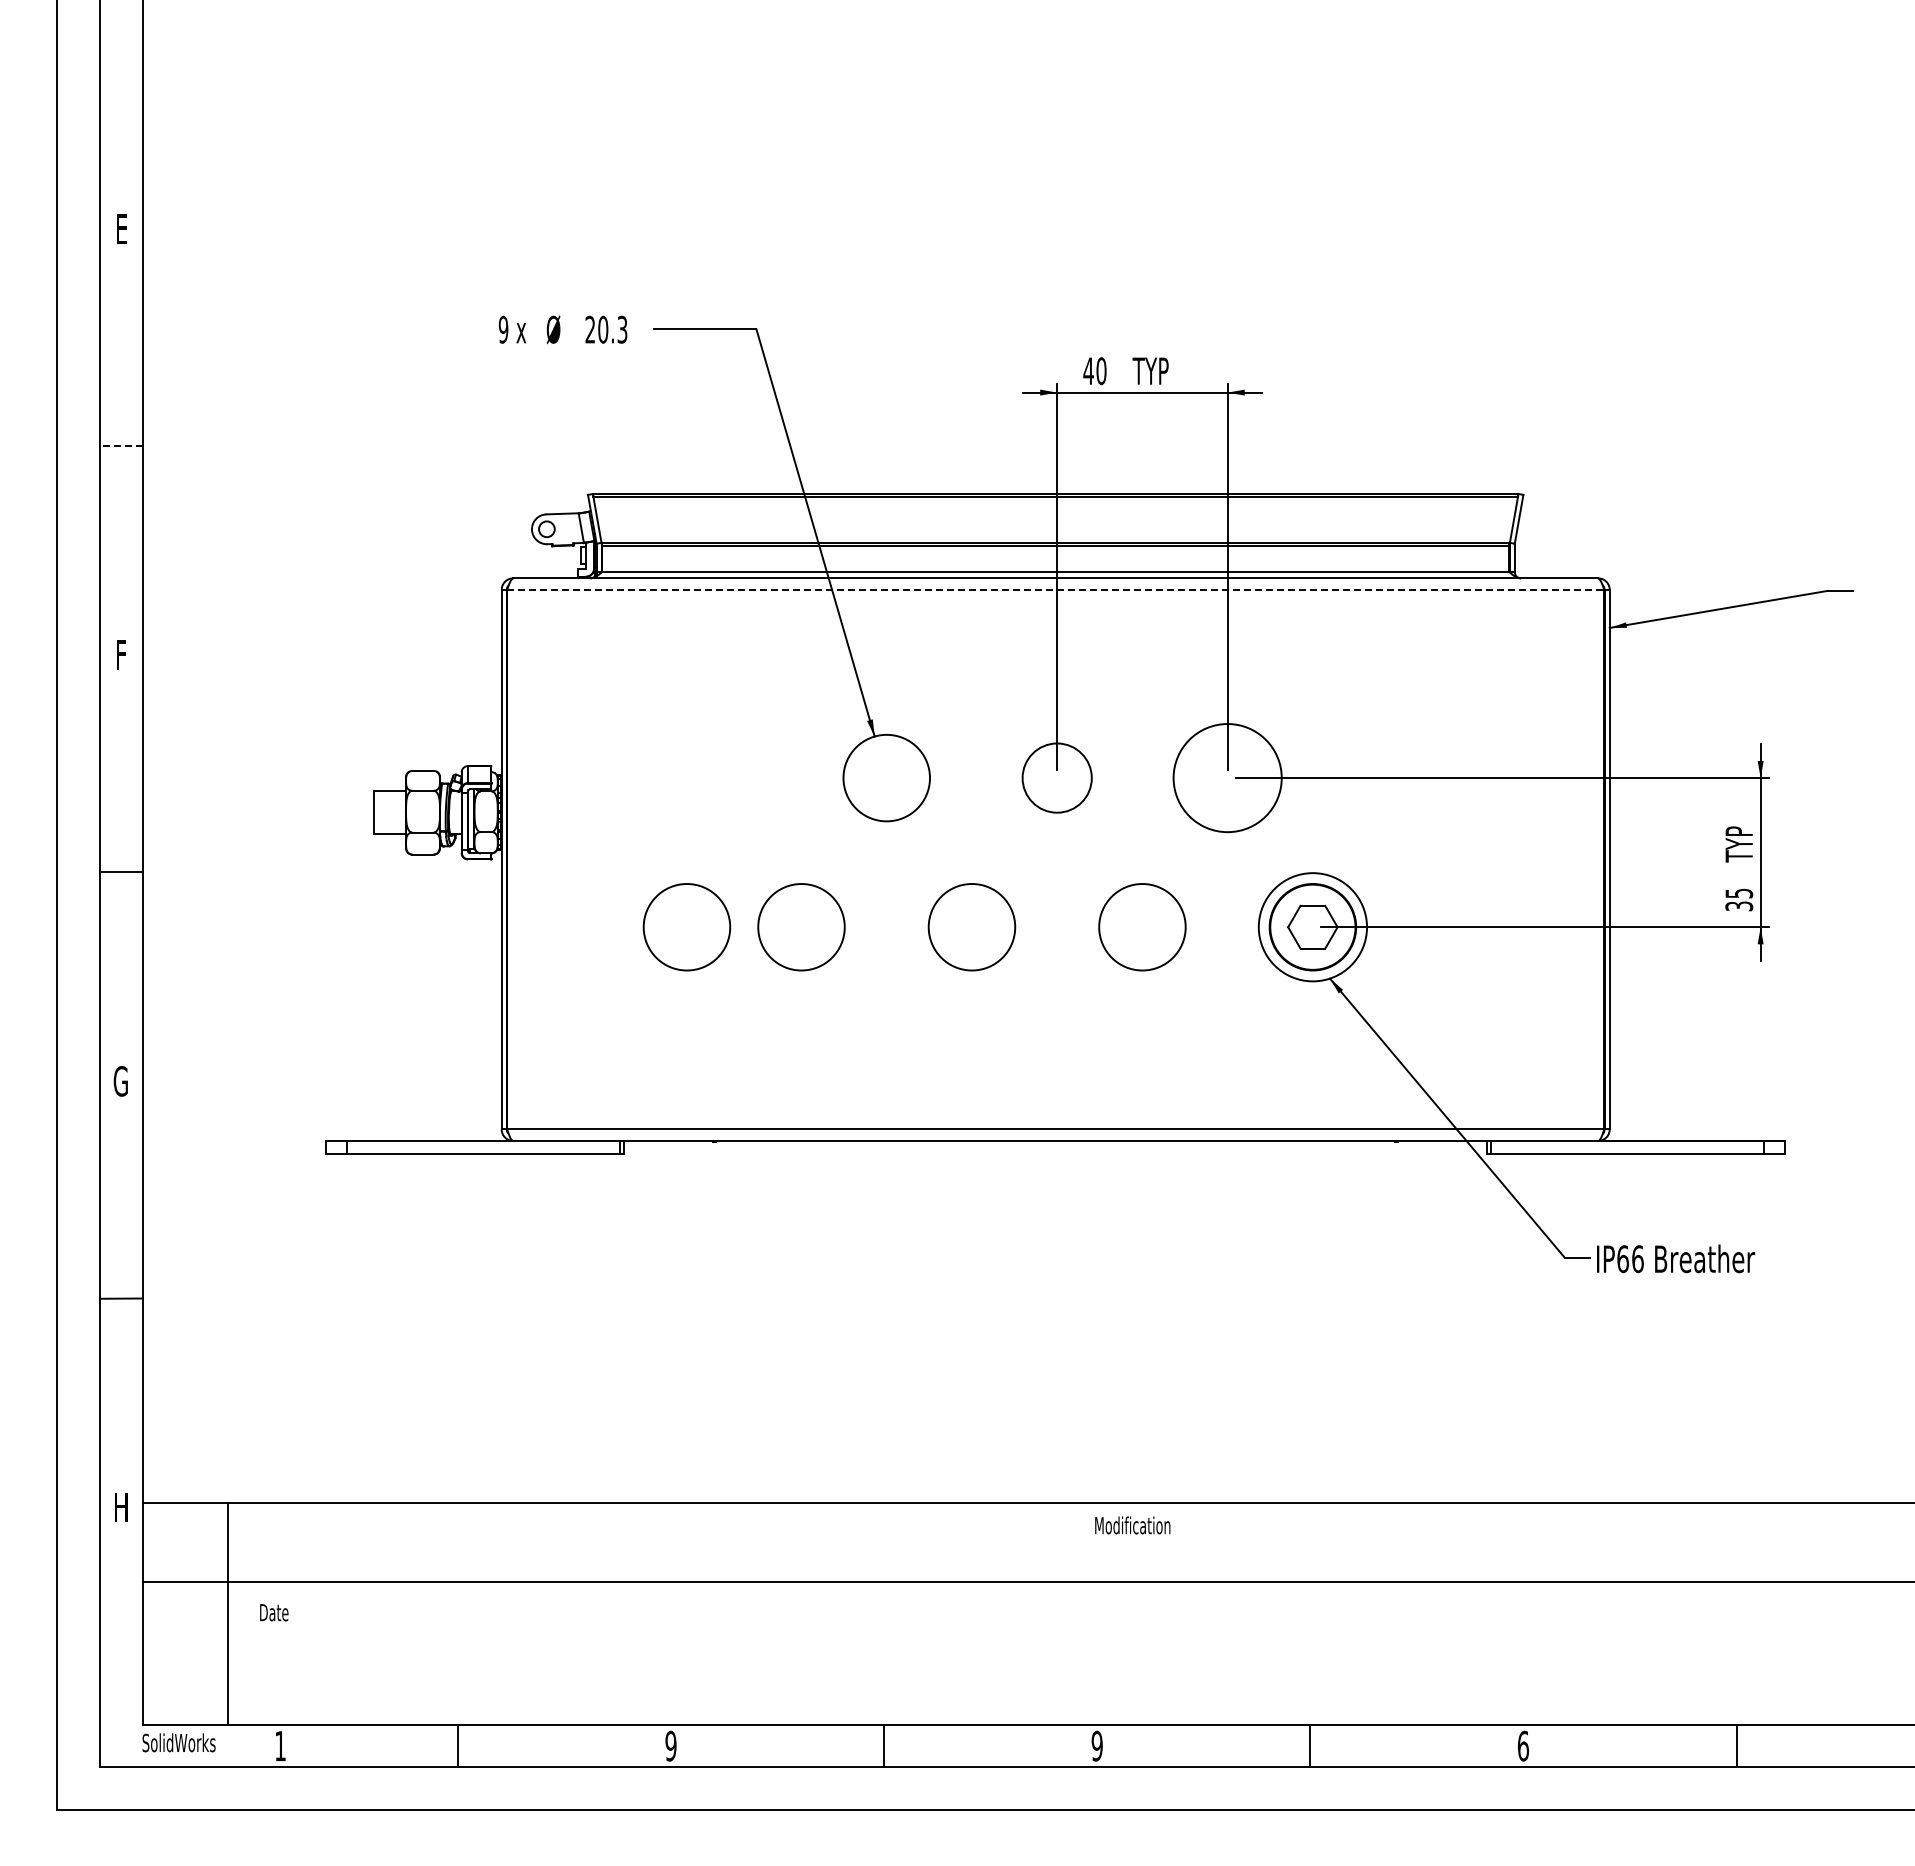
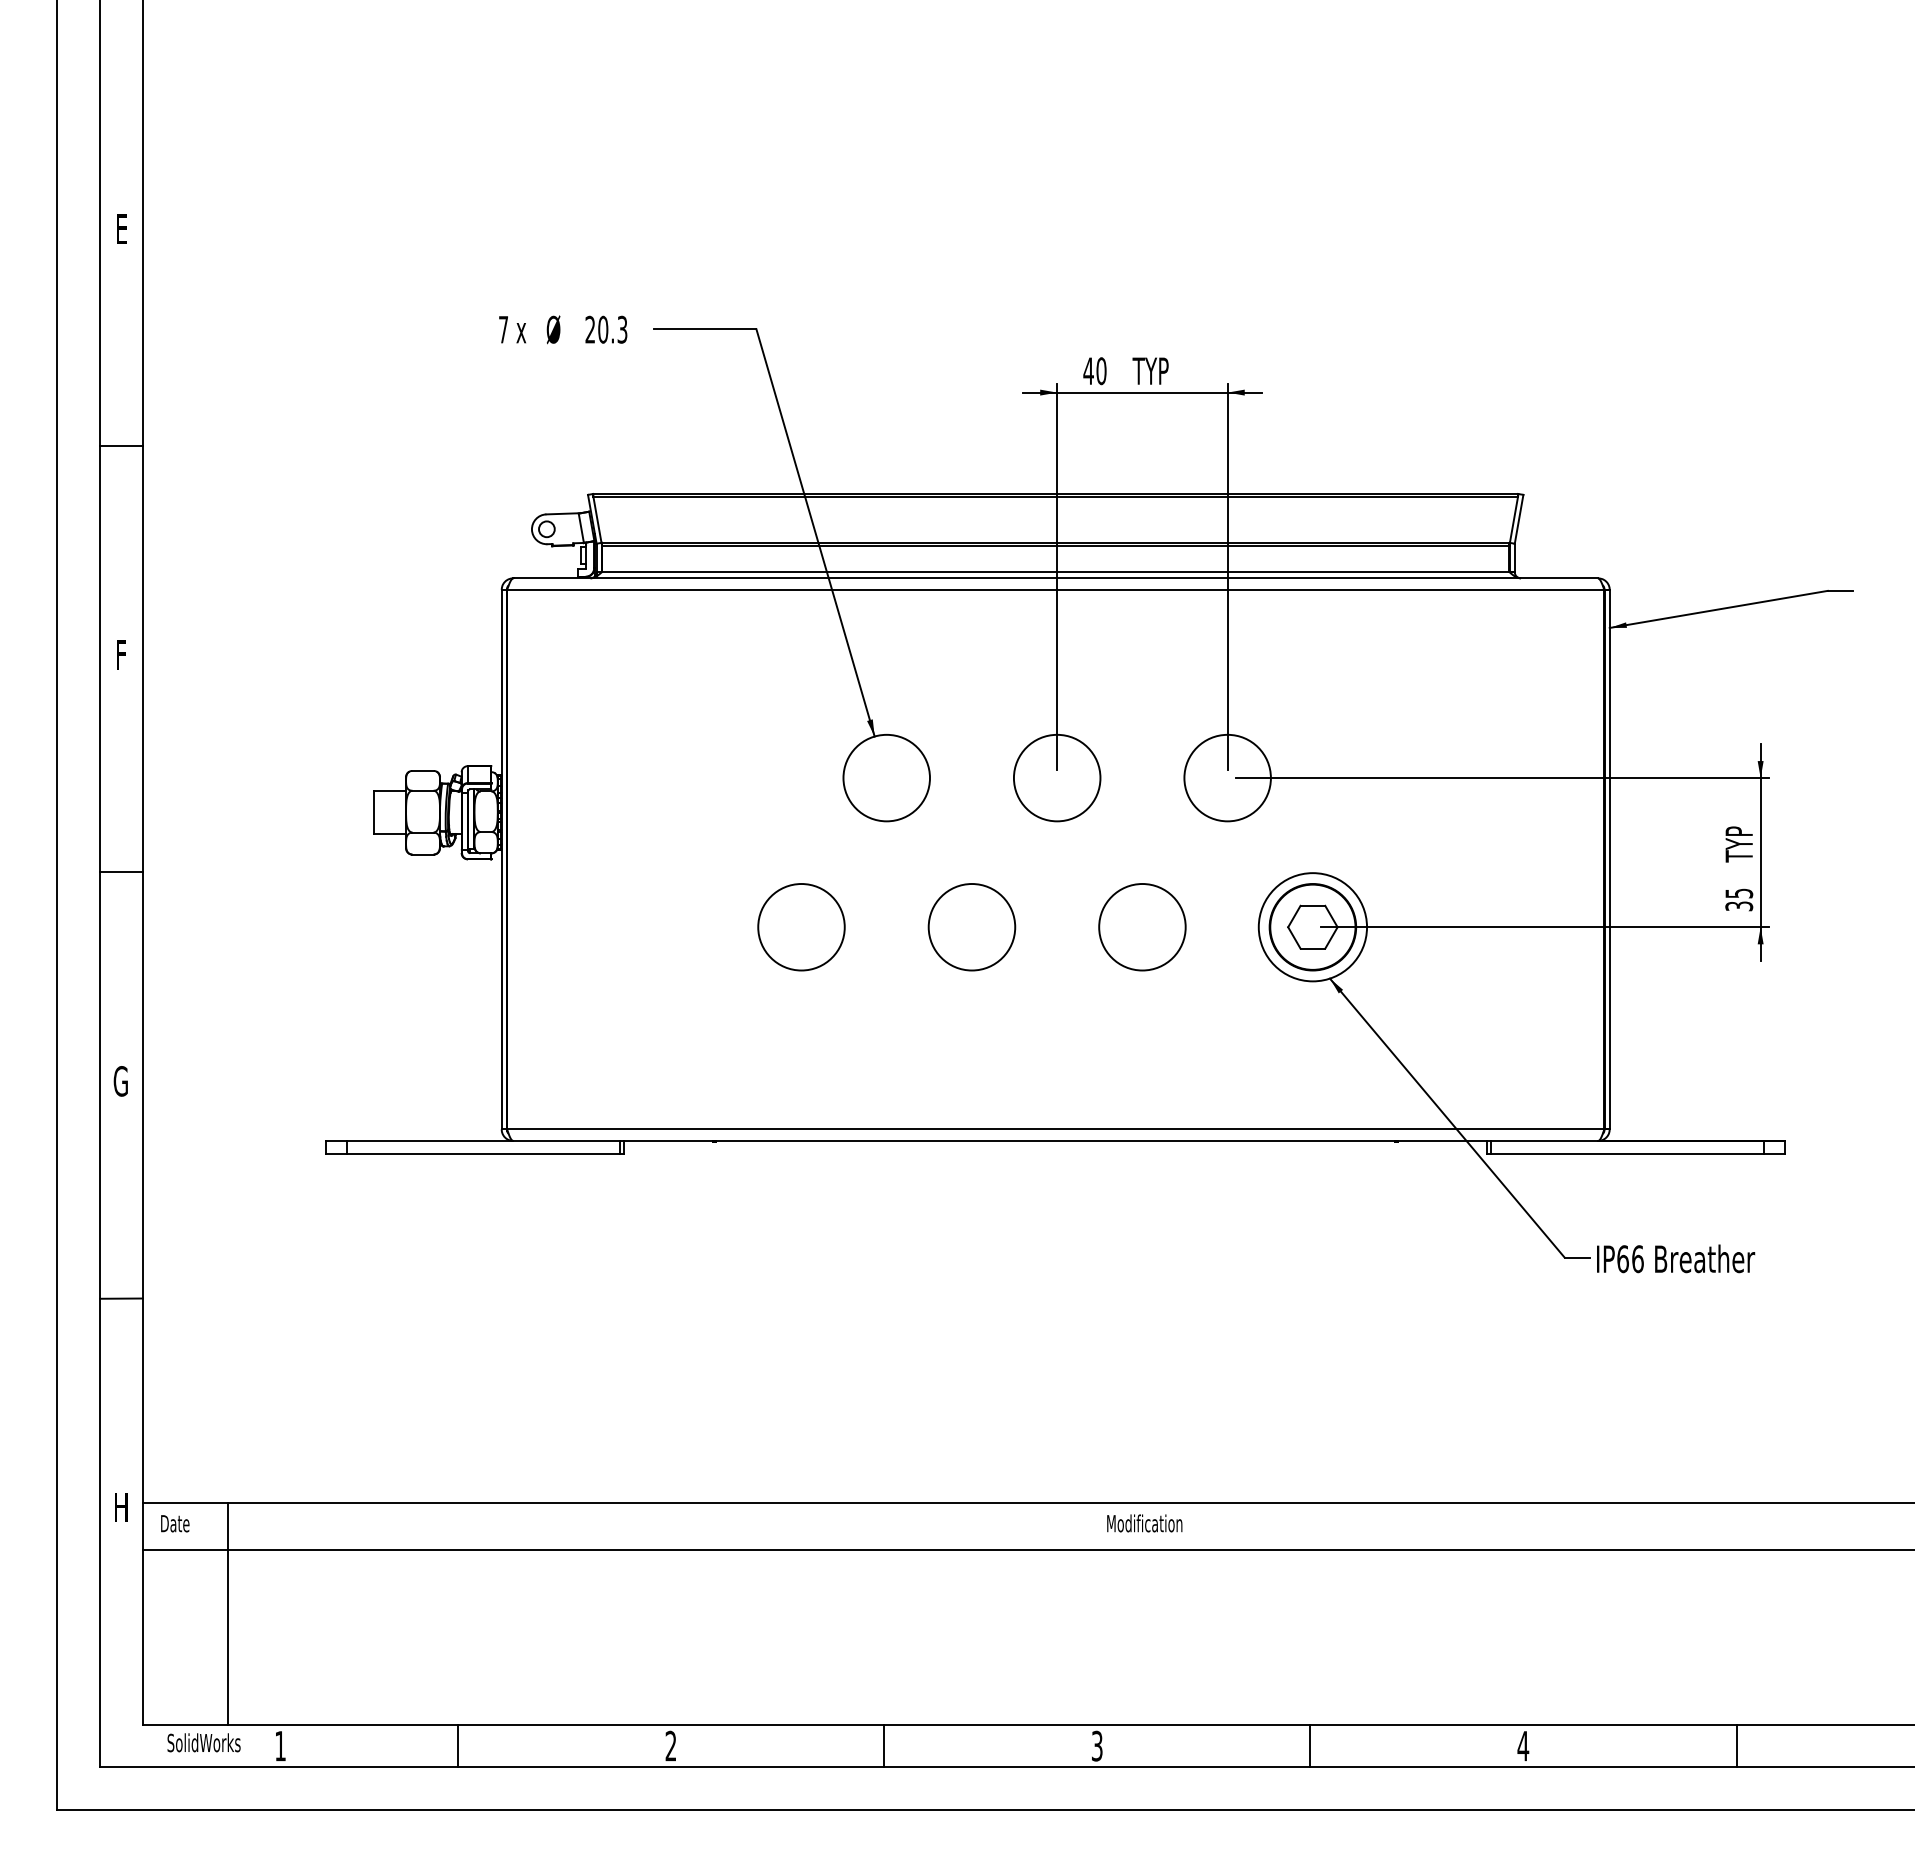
text: 9 -> 7 (503, 329)
line: dashed -> solid (120, 446)
line: dashed -> solid (1058, 589)
circle diameter: 69 px -> 87 px (1056, 777)
circle diameter: 108 px -> 87 px (1227, 777)
circle: present -> none (686, 927)
text position: (1132, 1525) -> (1144, 1523) (1144, 1523)
line position: (1026, 1582) -> (1026, 1550) (1026, 1550)
text position: (274, 1612) -> (175, 1523) (175, 1523)
text position: (178, 1742) -> (203, 1742) (203, 1742)
text: 9 -> 2 (670, 1745)
text: 6 -> 4 (1523, 1745)
text: 9 -> 3 (1096, 1746)
